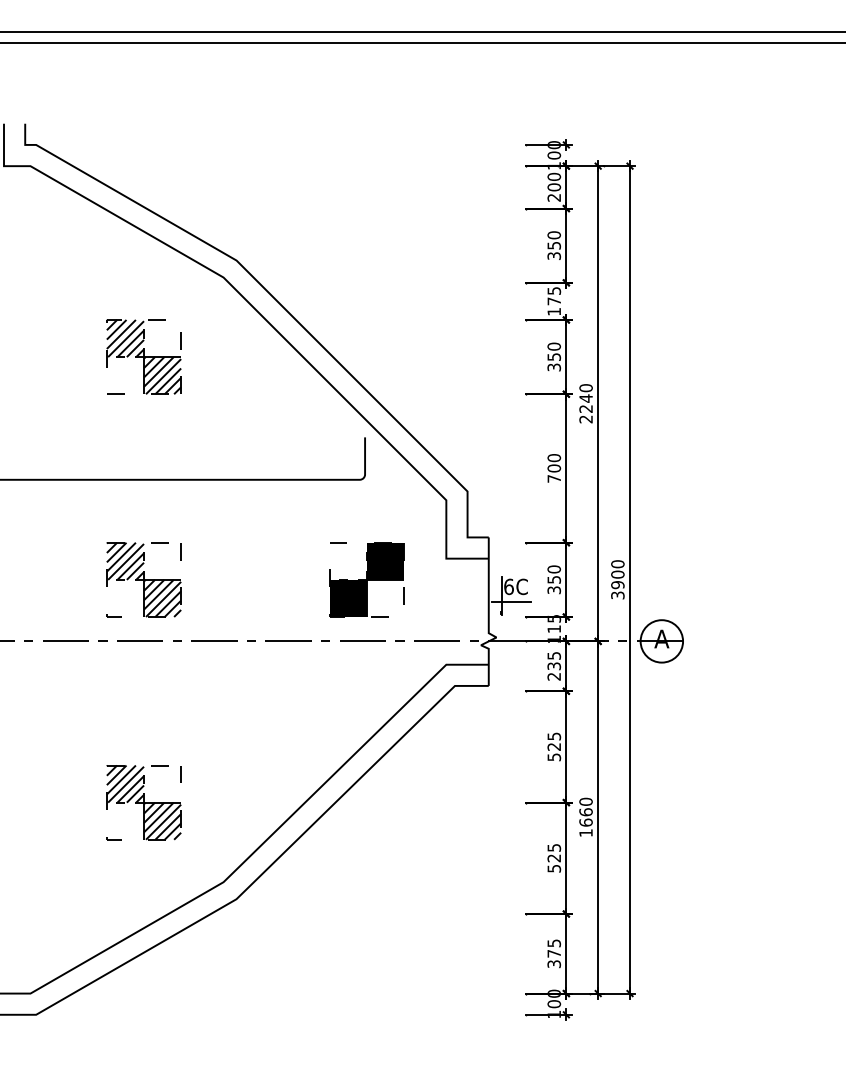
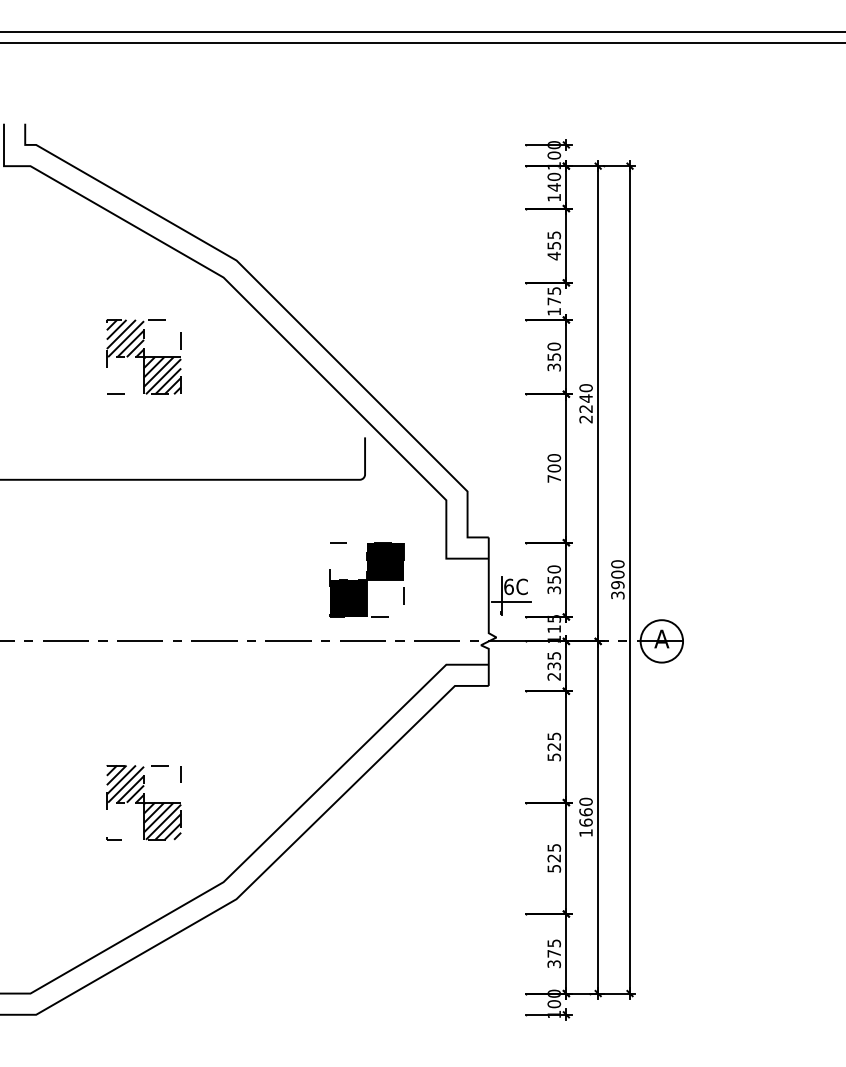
text: 200 -> 140 (554, 192)
text: 350 -> 455 (554, 245)
part: present -> none (143, 579)
